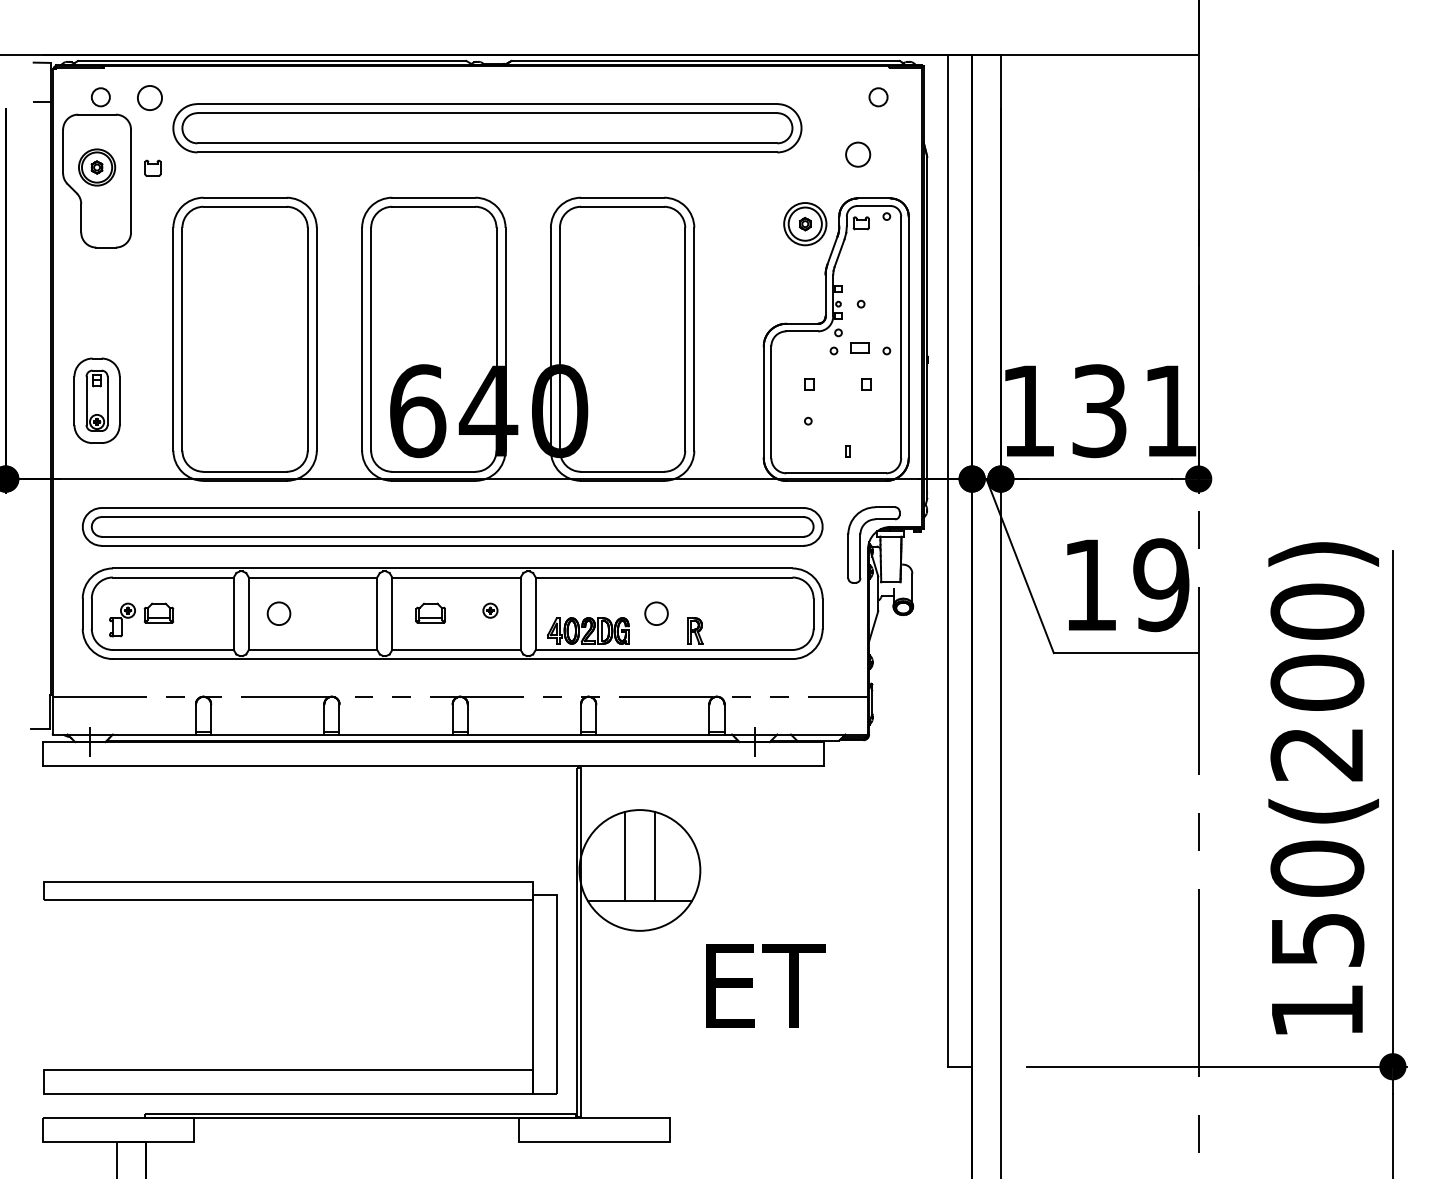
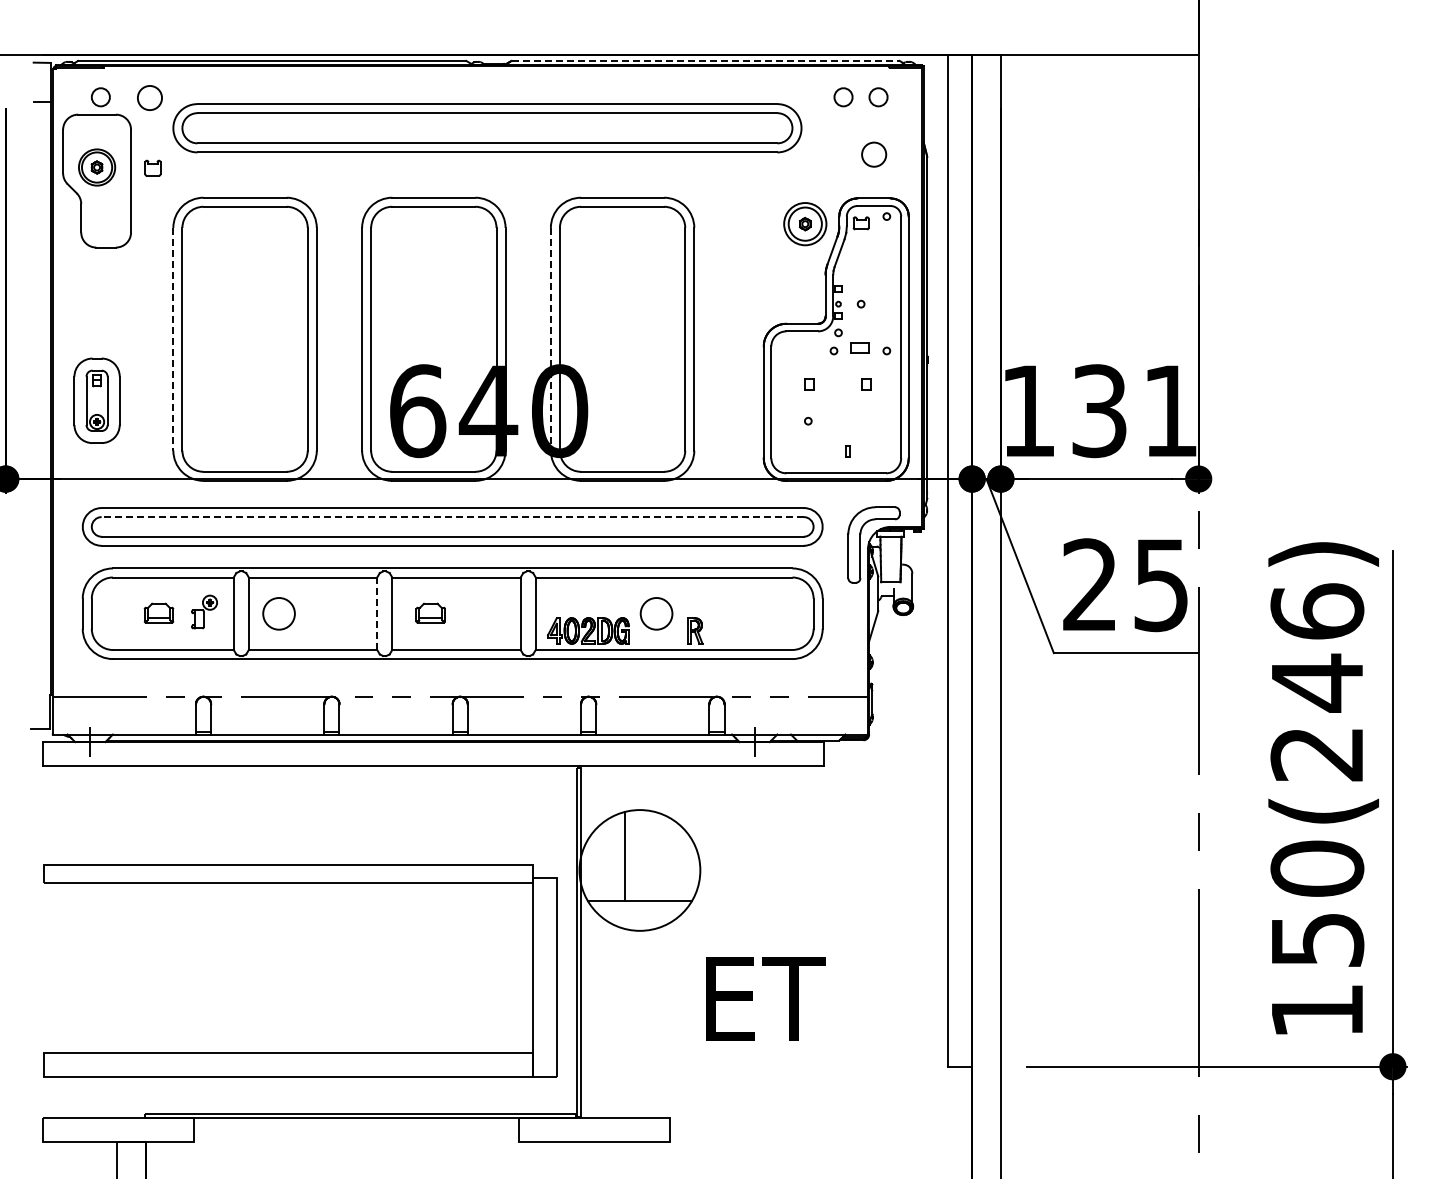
line: solid -> dashed (706, 60)
circle: none -> present (843, 97)
circle position: (858, 154) -> (874, 154) (874, 154)
line: solid -> dashed (173, 339)
line: solid -> dashed (550, 339)
line: solid -> dashed (452, 517)
text: 19 -> 25 (1126, 584)
part: present -> none (490, 610)
circle size: 26x25 px -> 34x34 px (278, 613)
line: solid -> dashed (377, 613)
circle size: 25x25 px -> 35x34 px (656, 613)
part position: (122, 619) -> (204, 611) (204, 611)
text: 150(200) -> 150(246) (1317, 647)
line: present -> none (655, 855)
text position: (765, 985) -> (765, 998) (765, 998)
part position: (300, 1069) -> (300, 1052) (300, 1052)
